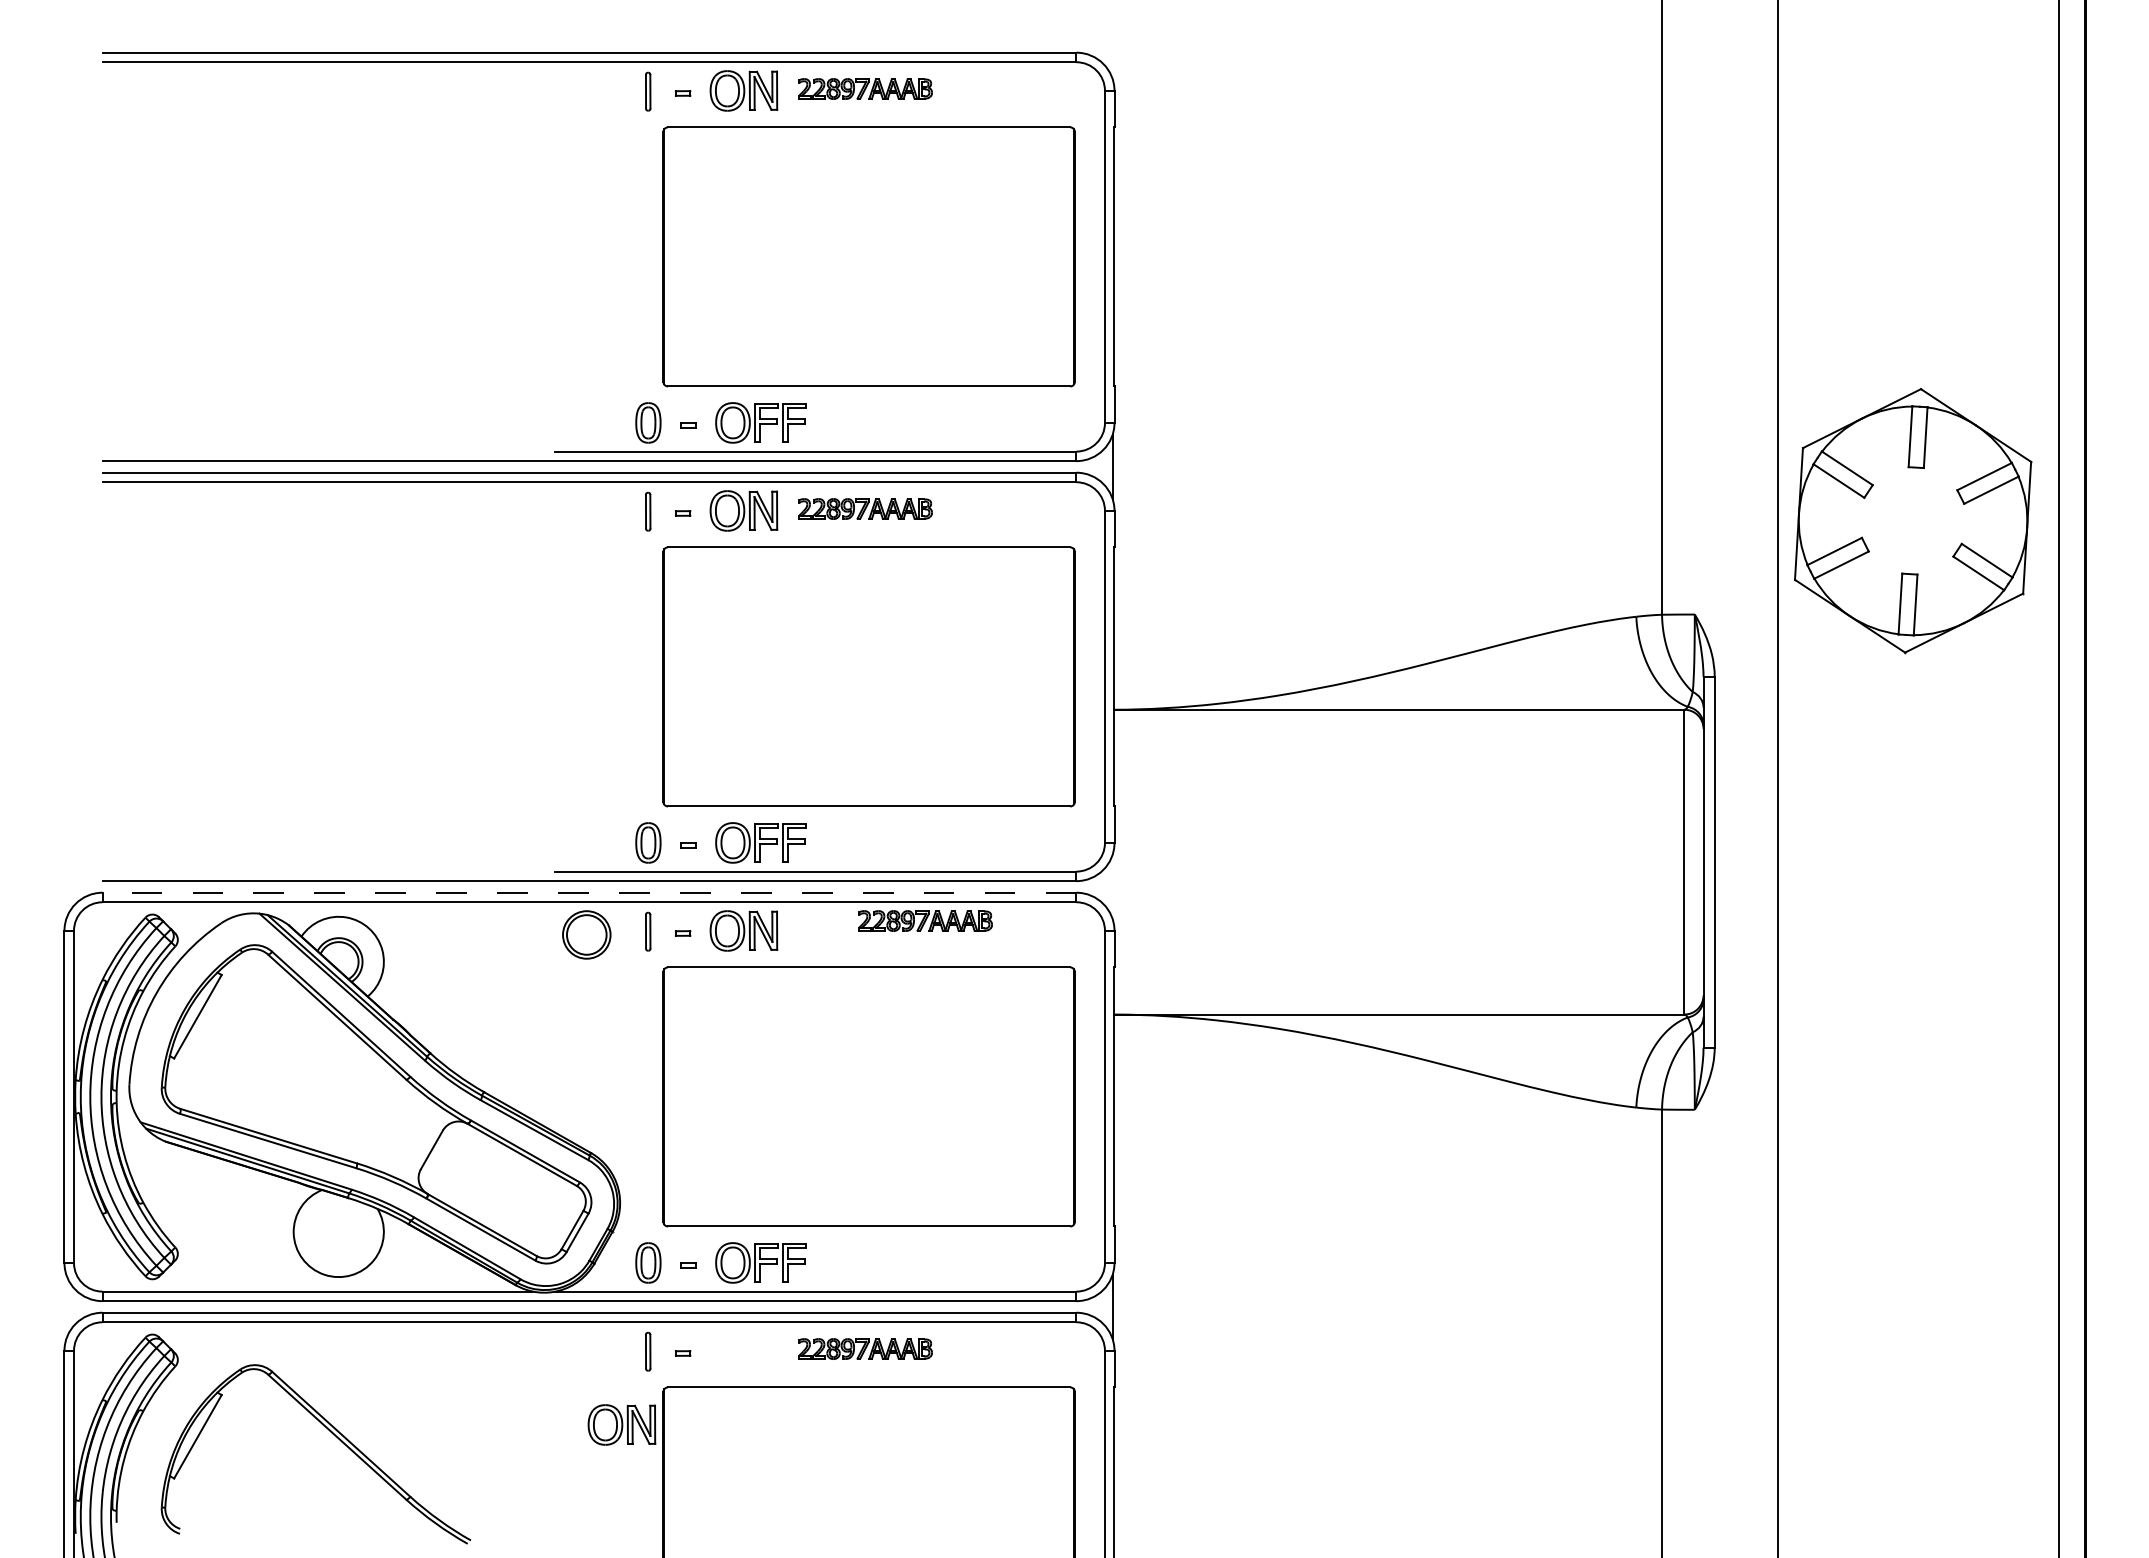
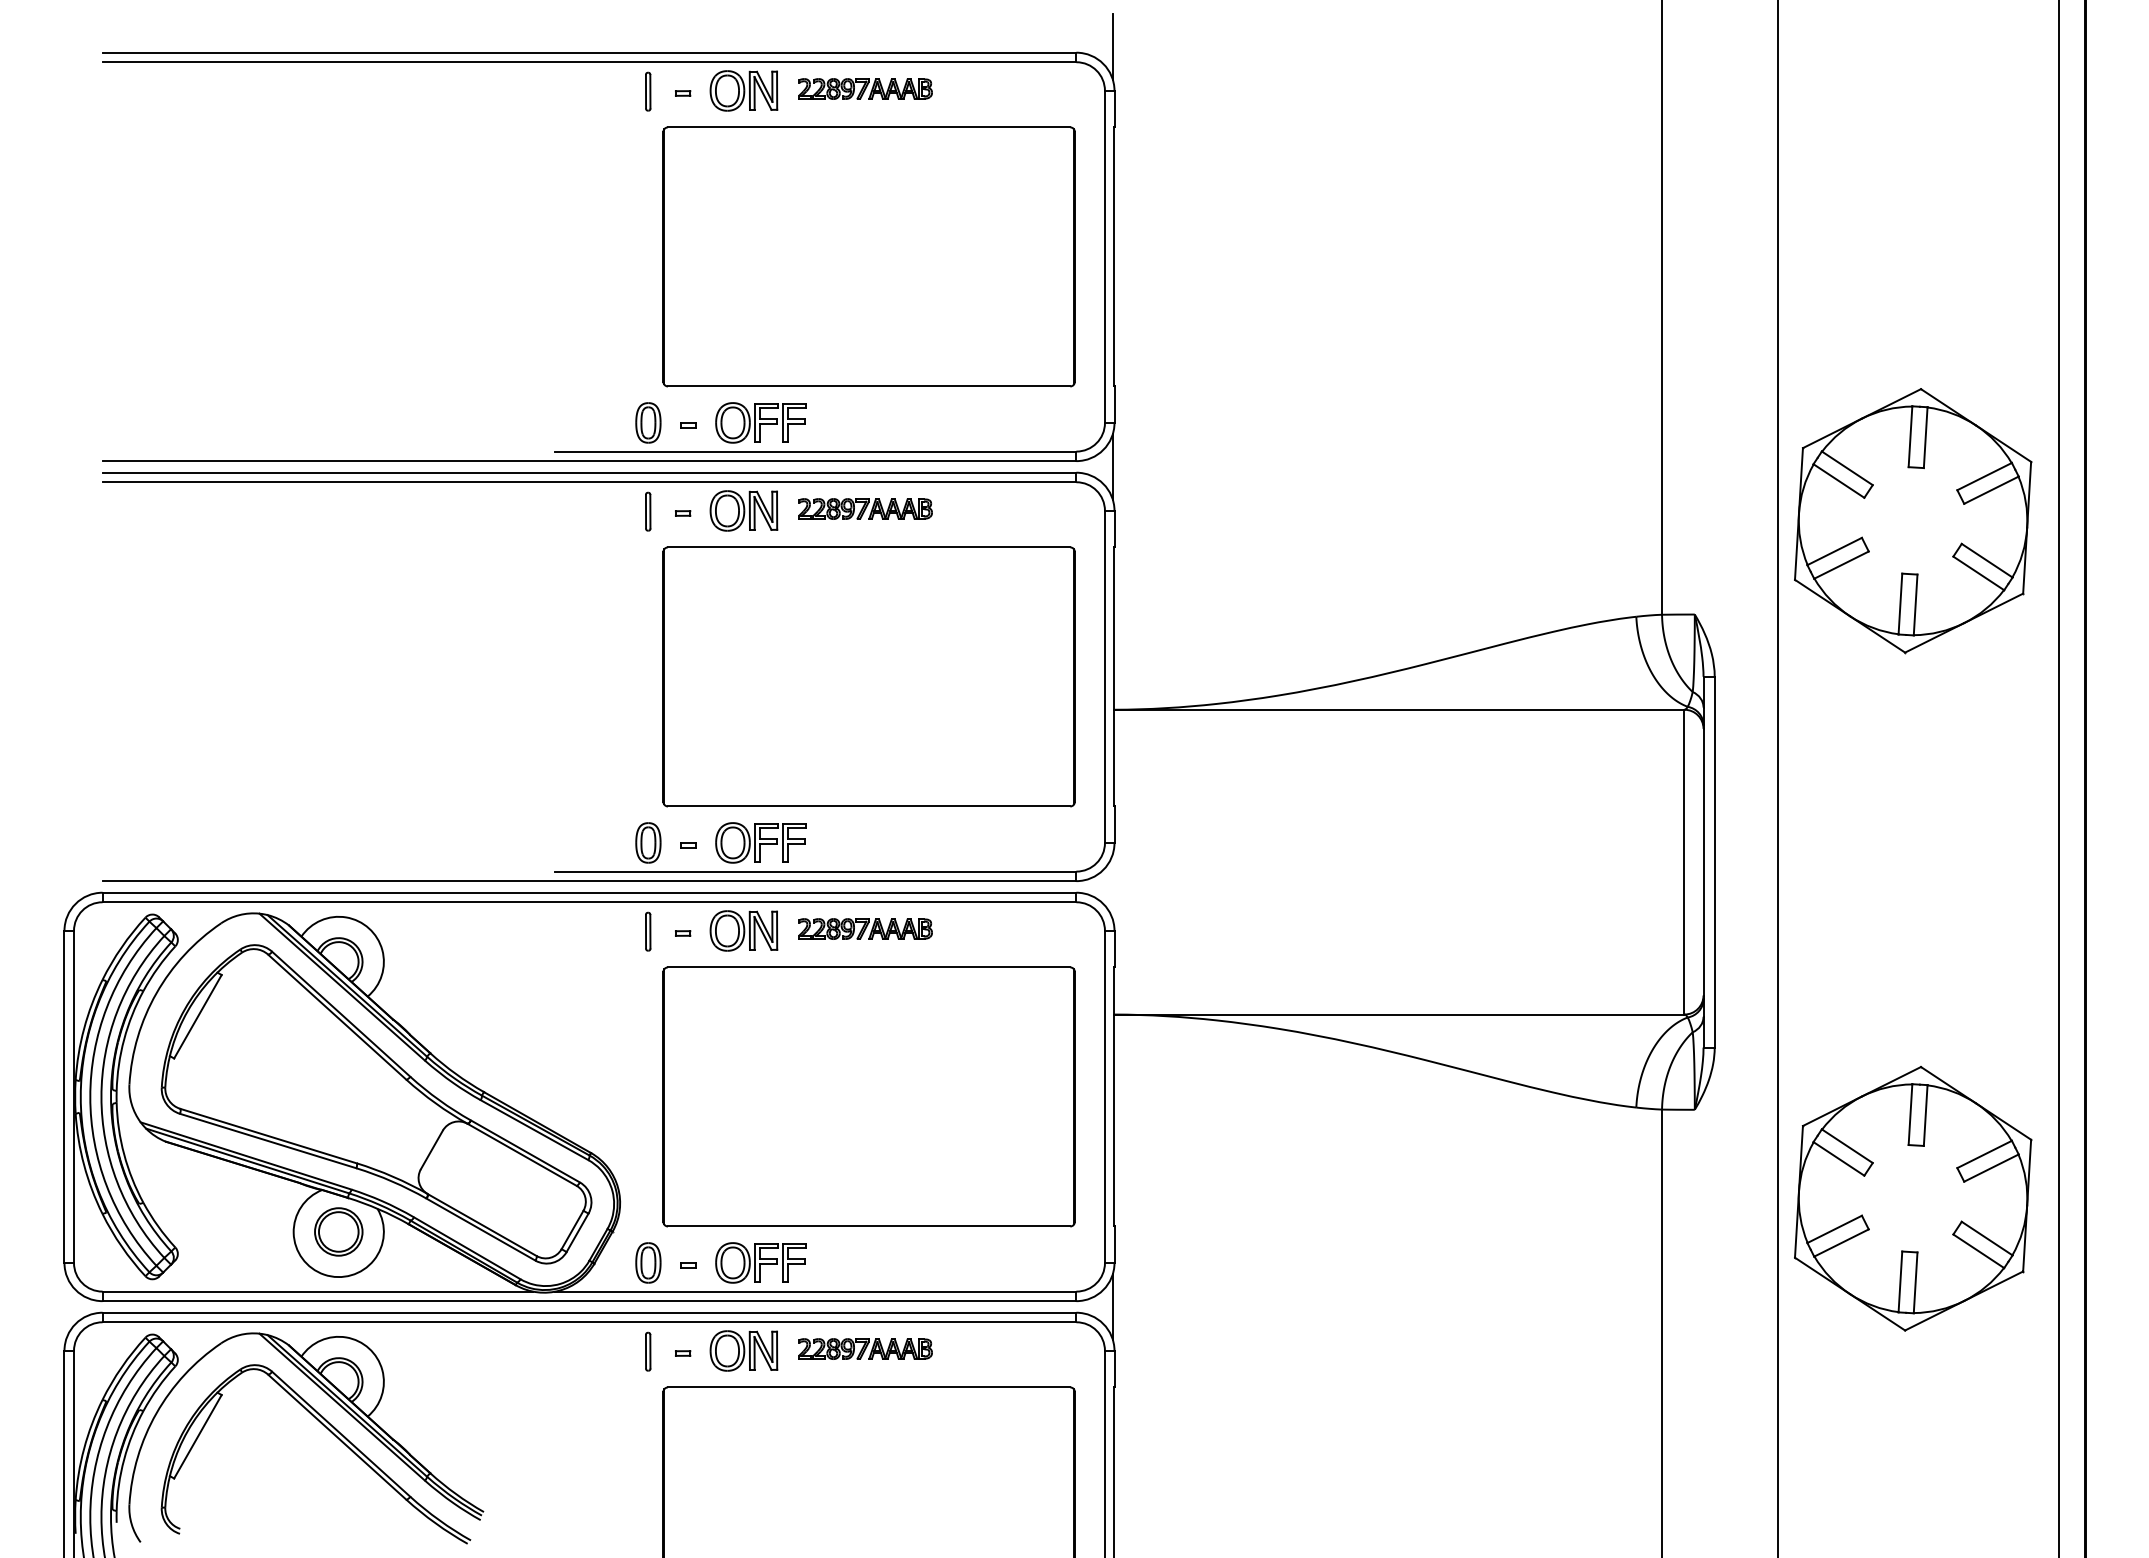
line: none -> present (1112, 46)
line: dashed -> solid (589, 892)
part position: (925, 920) -> (865, 928) (865, 928)
part position: (586, 934) -> (338, 1231) (338, 1231)
part: none -> present (1913, 1198)
part: none -> present (338, 1405)
part position: (621, 1424) -> (743, 1350) (743, 1350)
